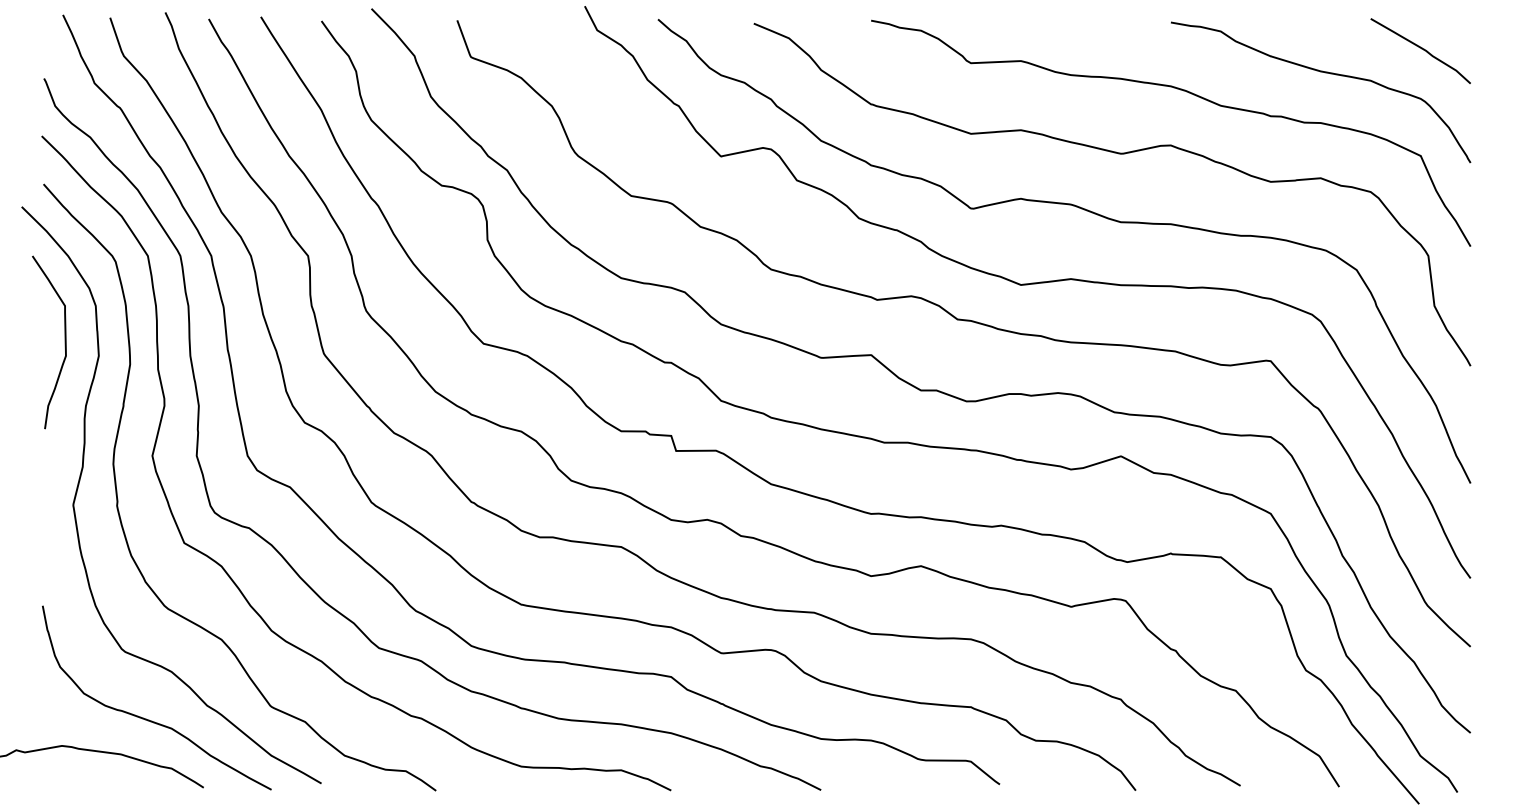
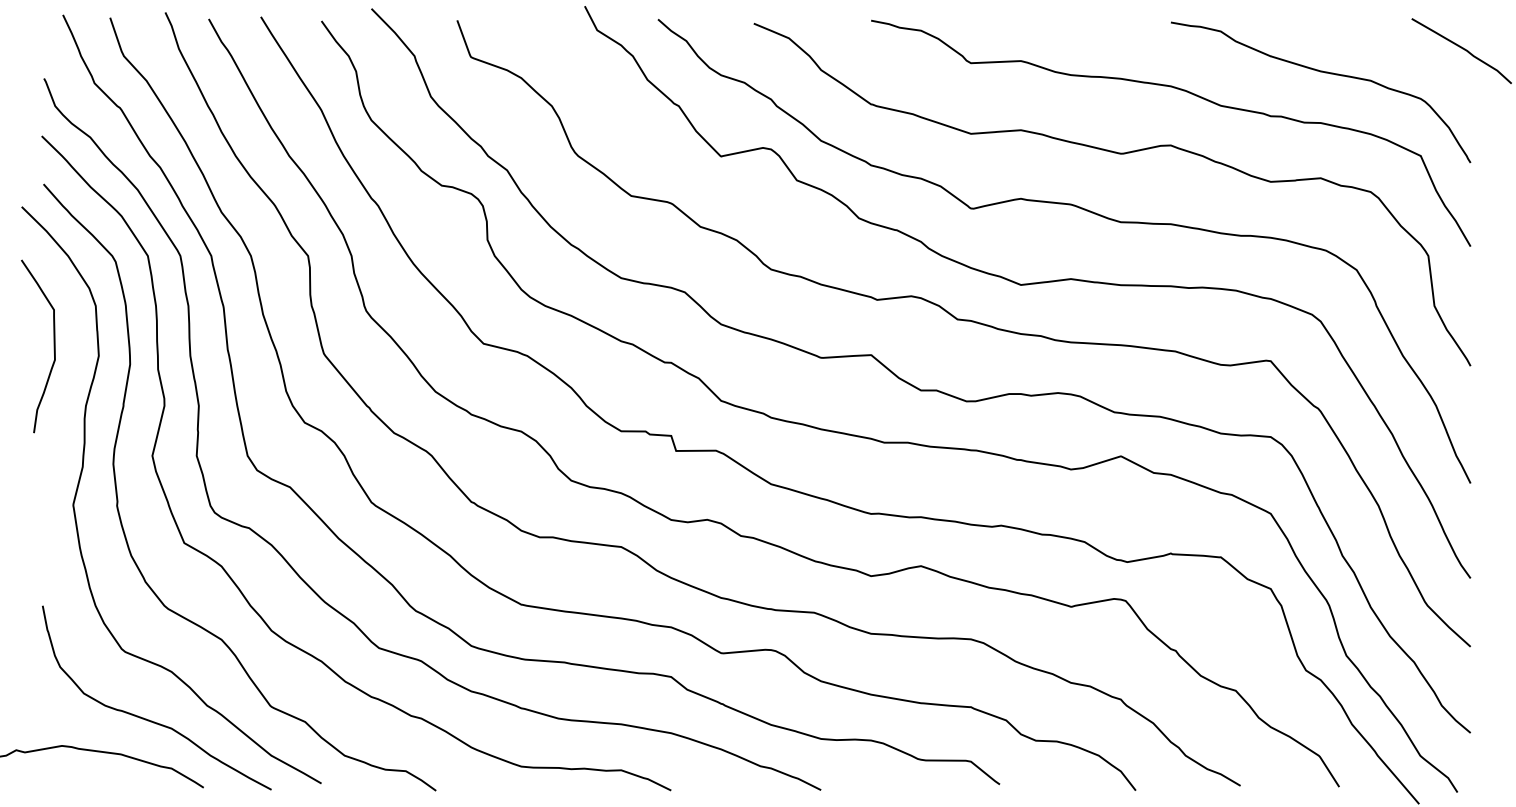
curve position: (1421, 49) -> (1462, 49) (1462, 49)
curve position: (64, 342) -> (53, 346) (53, 346)
